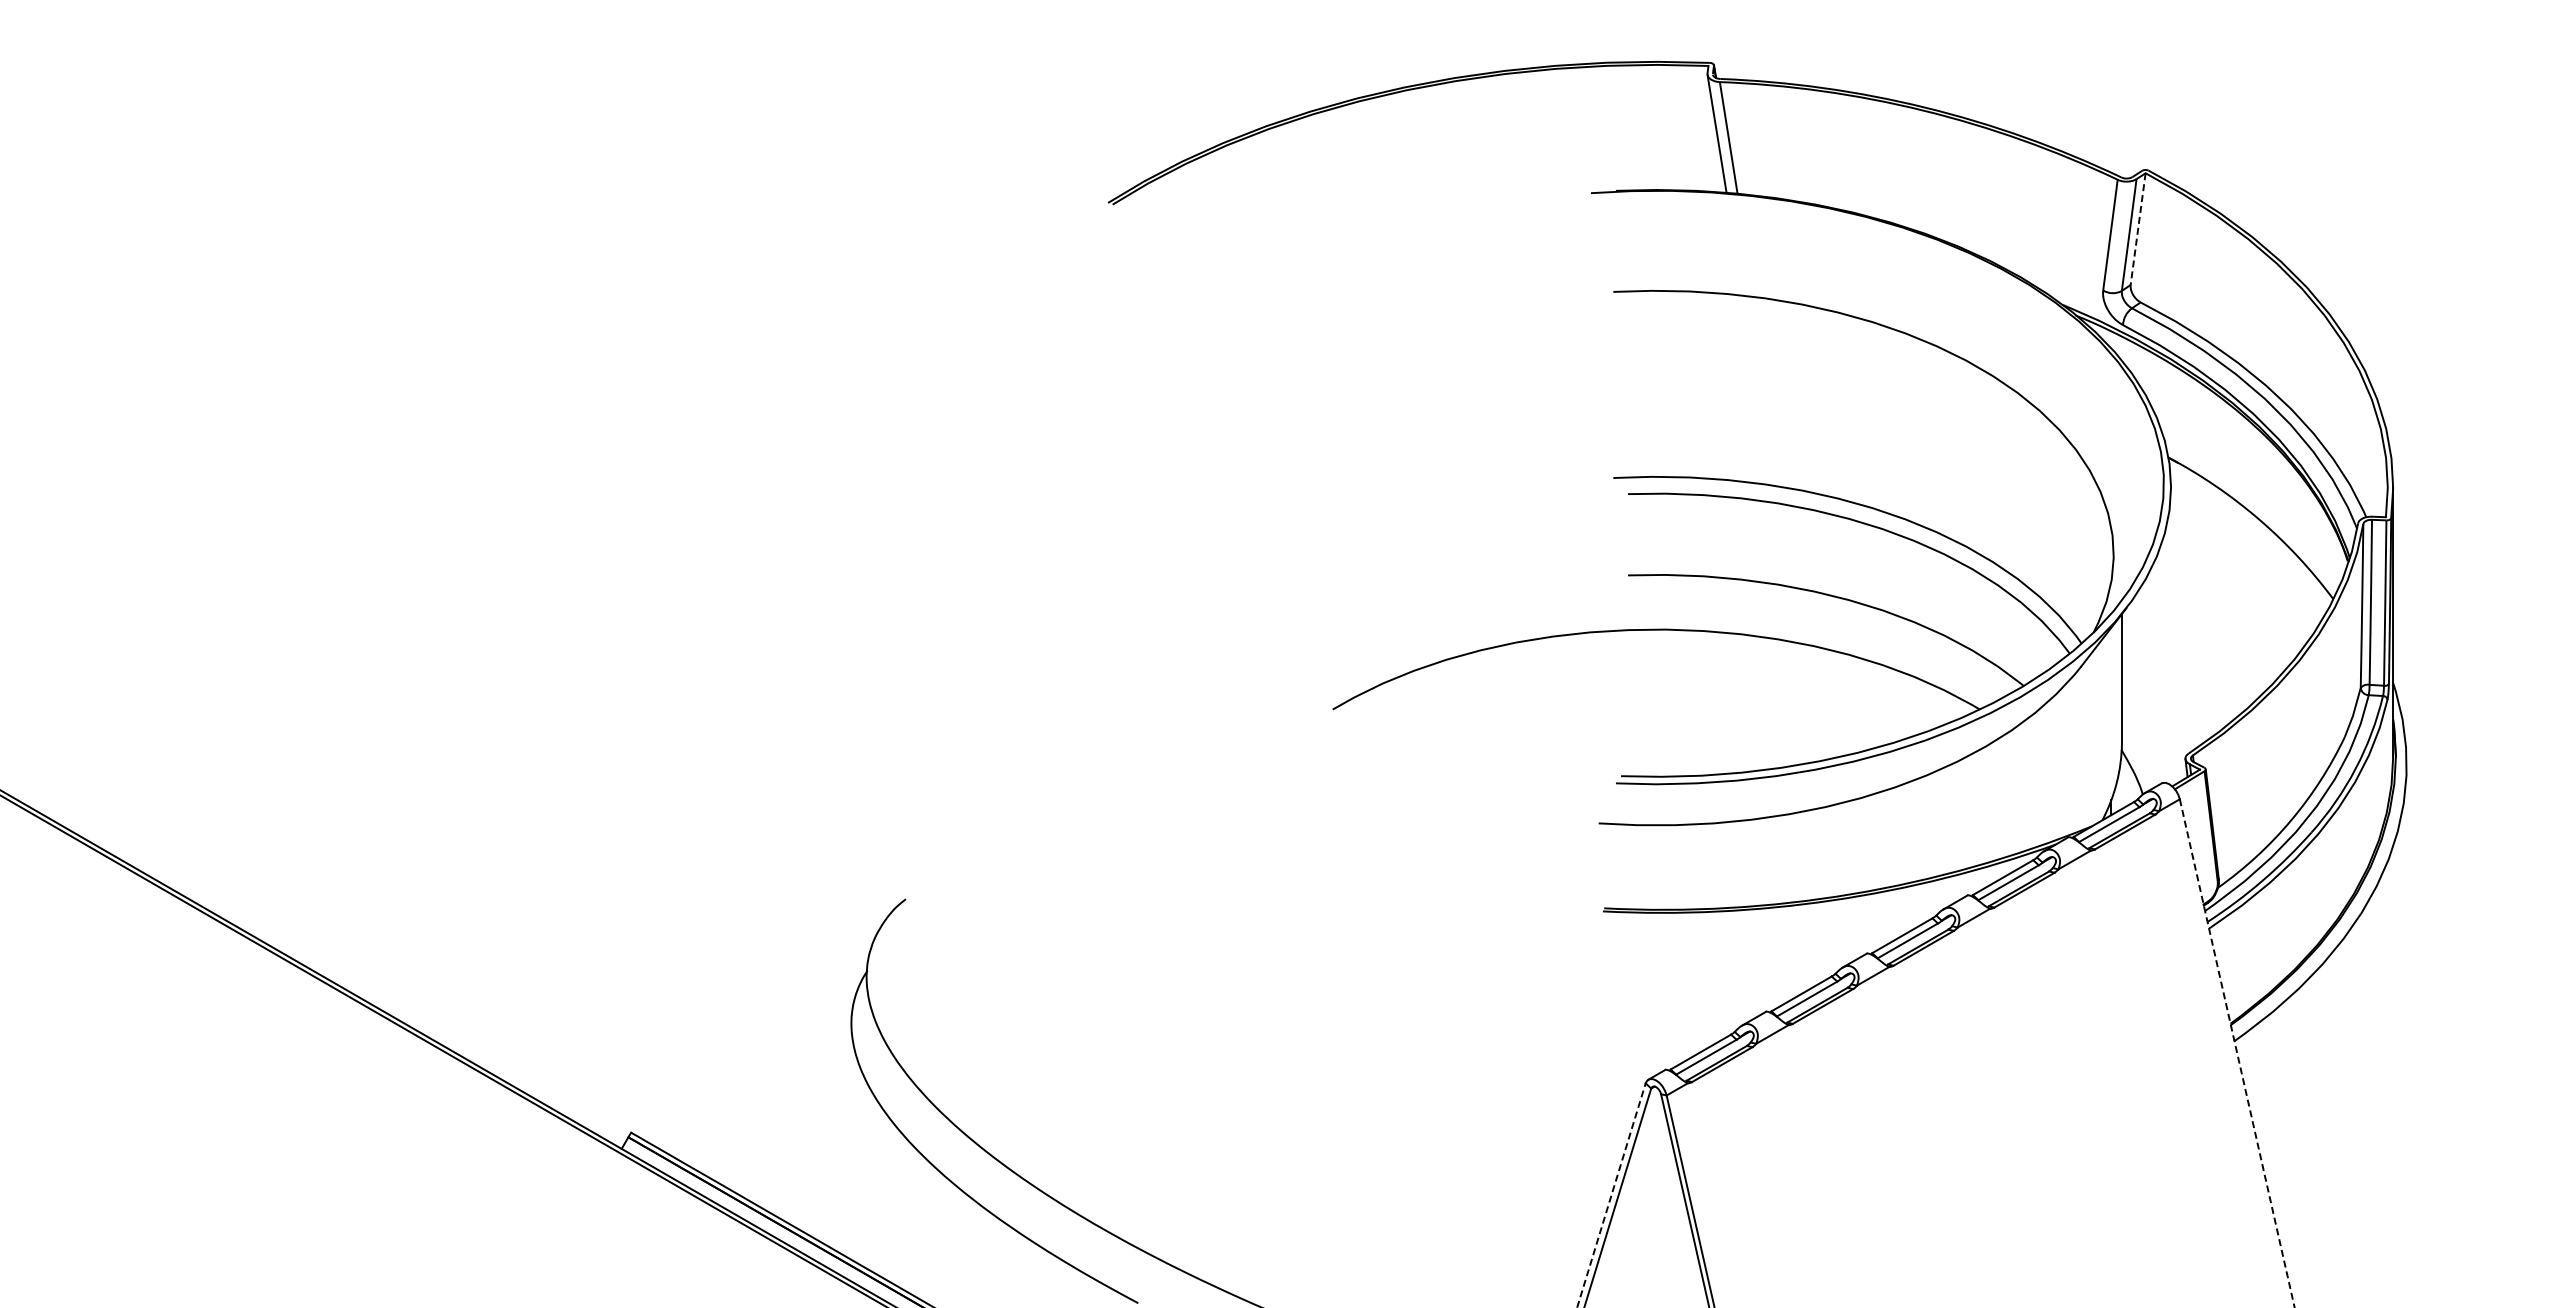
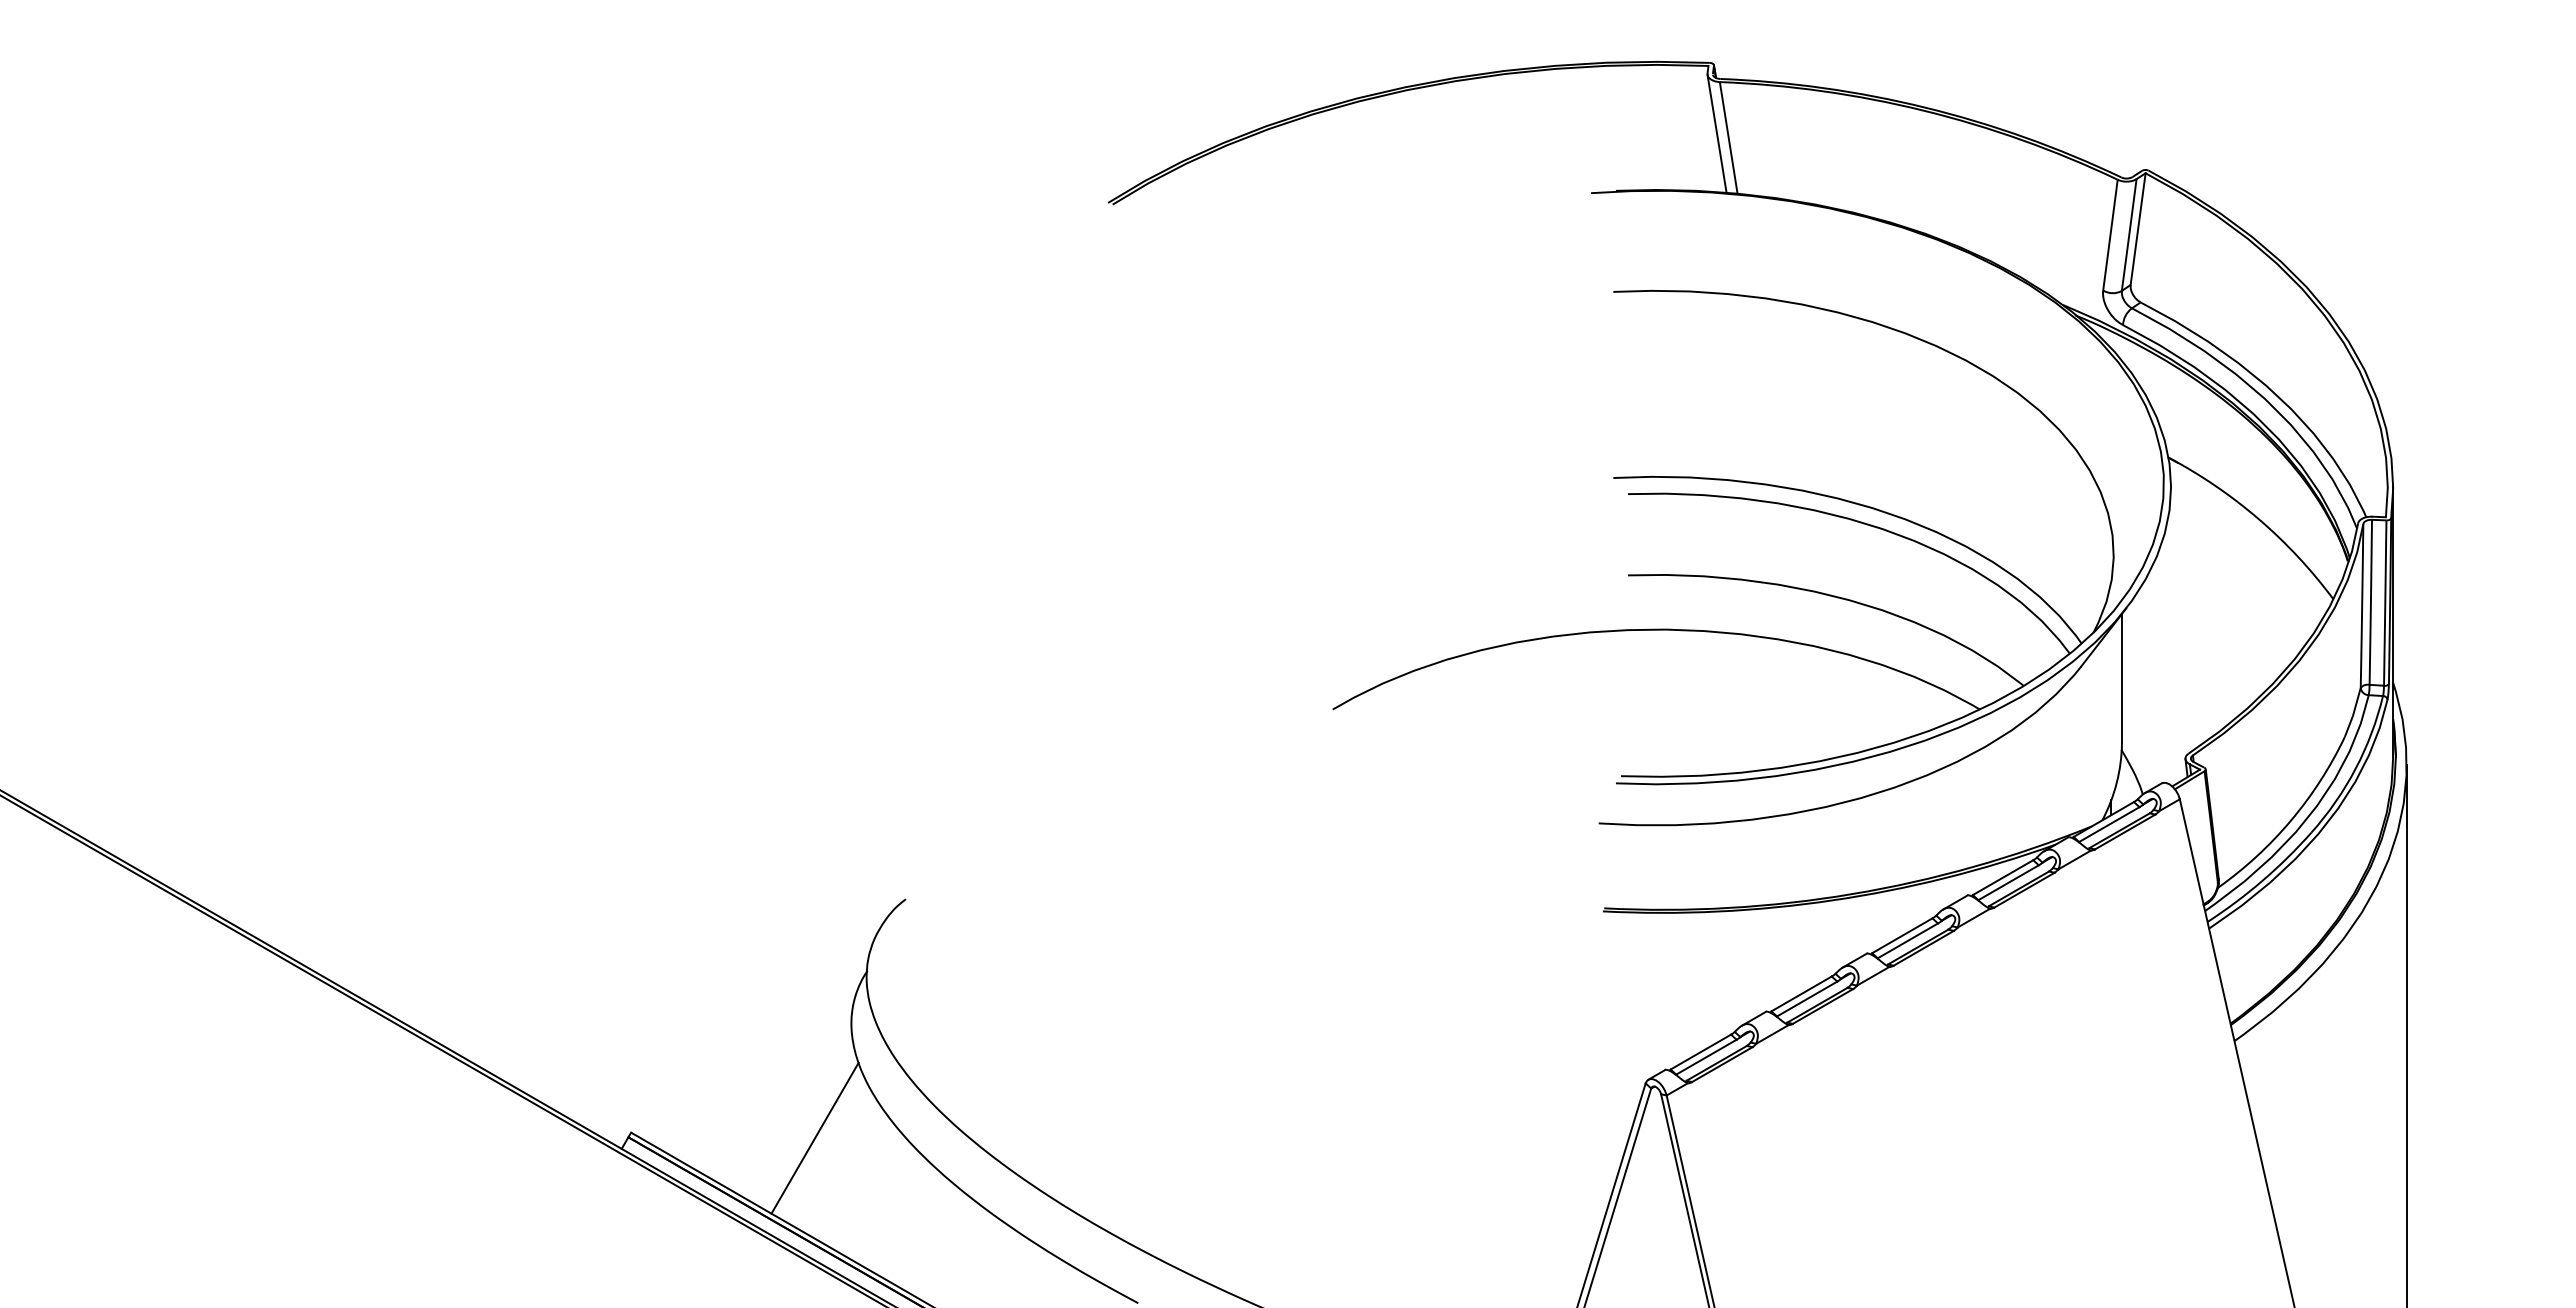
line: dashed -> solid (2138, 229)
line: none -> present (2406, 1034)
line: dashed -> solid (2237, 1053)
line: none -> present (814, 1137)
line: dashed -> solid (1611, 1195)
